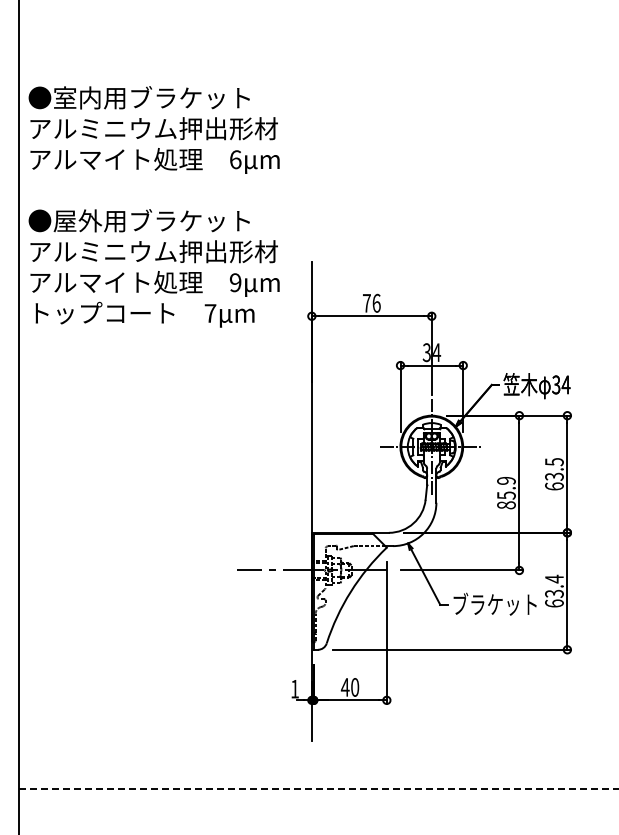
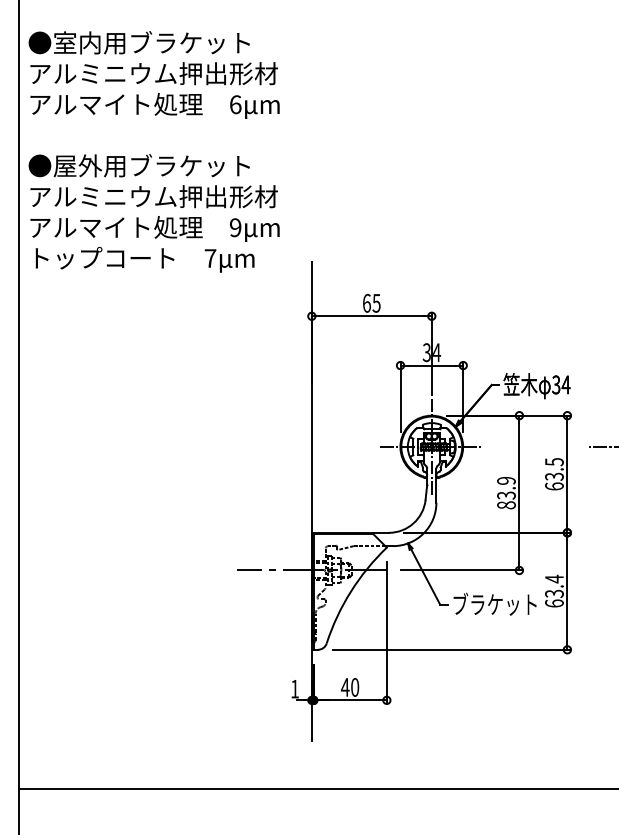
text position: (153, 206) -> (153, 151) (153, 151)
text: 76 -> 65 (371, 302)
line: none -> present (600, 447)
text: 85.9 -> 83.9 (506, 495)
line: dashed -> solid (318, 789)
